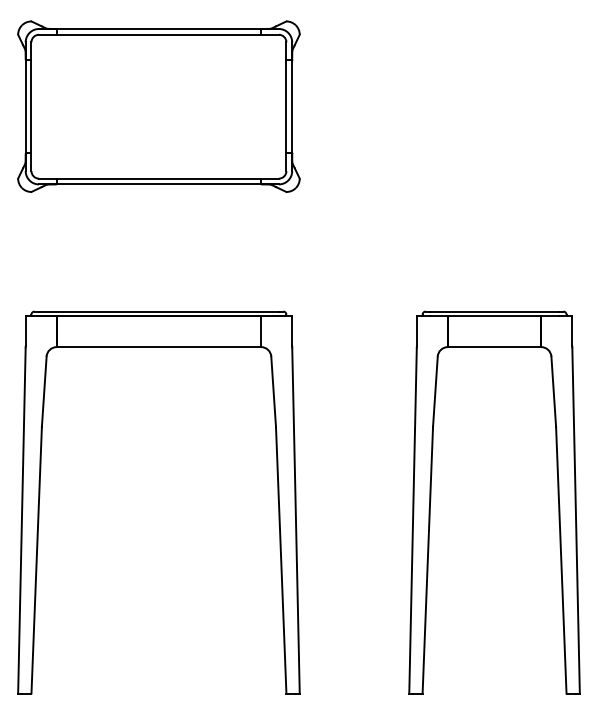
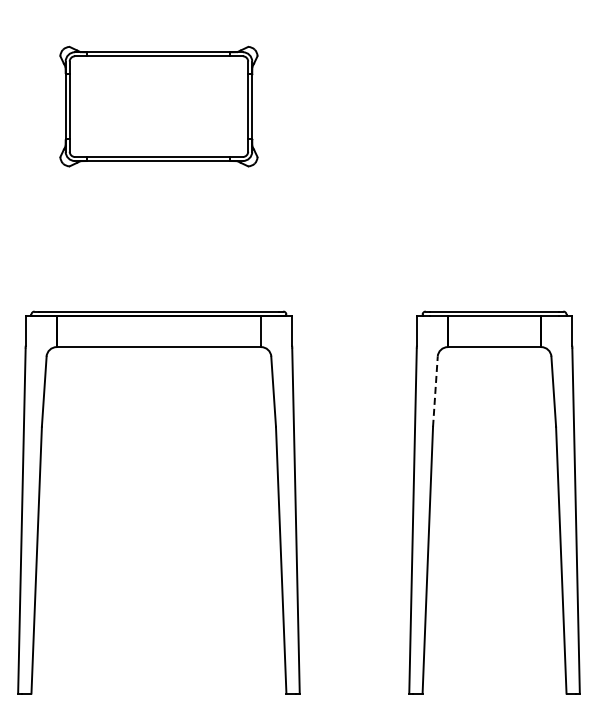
part size: 284x173 px -> 200x123 px (158, 106)
line: solid -> dashed (435, 391)
